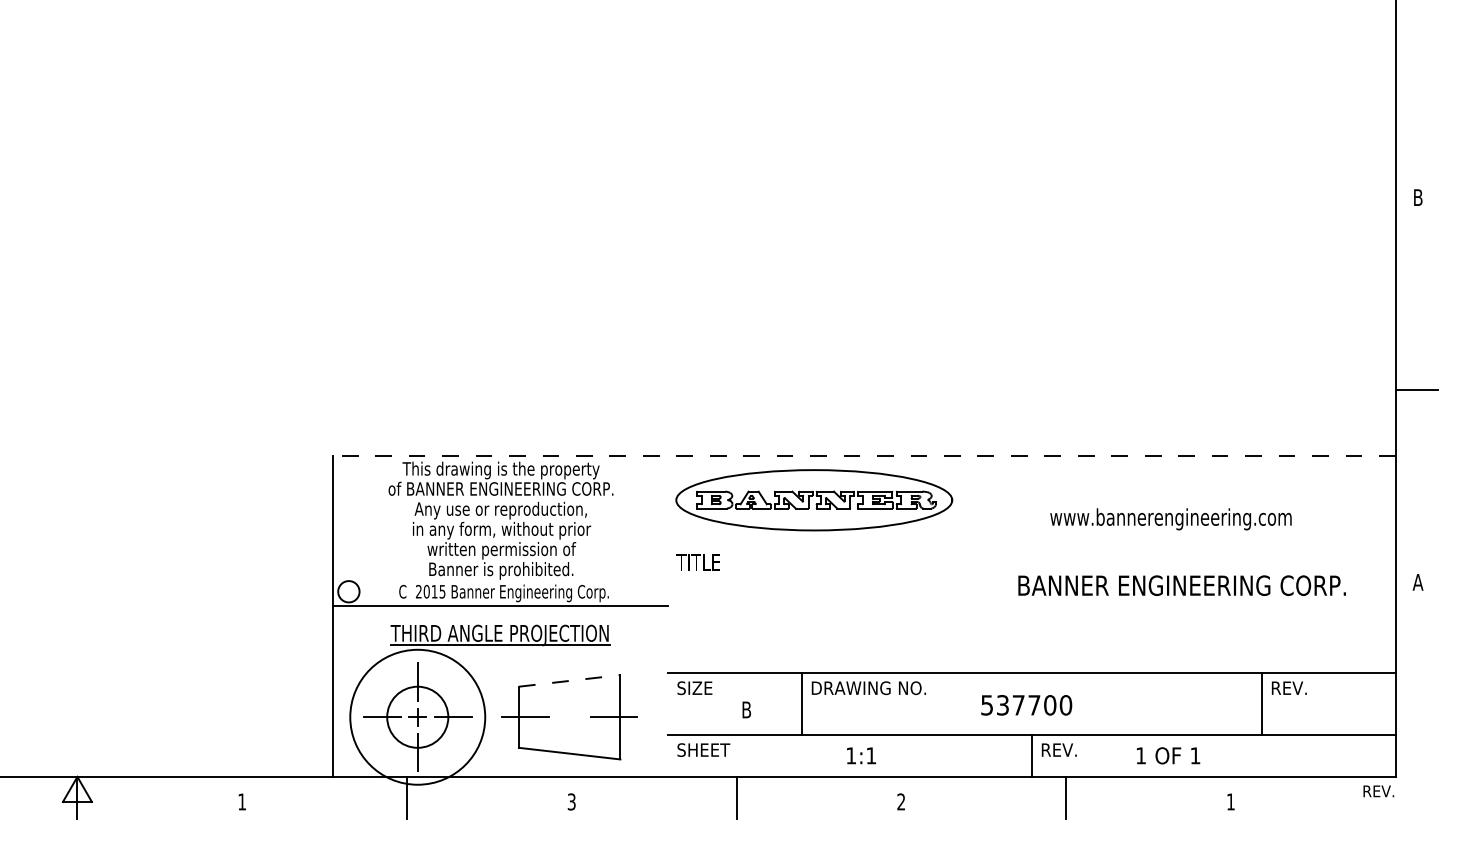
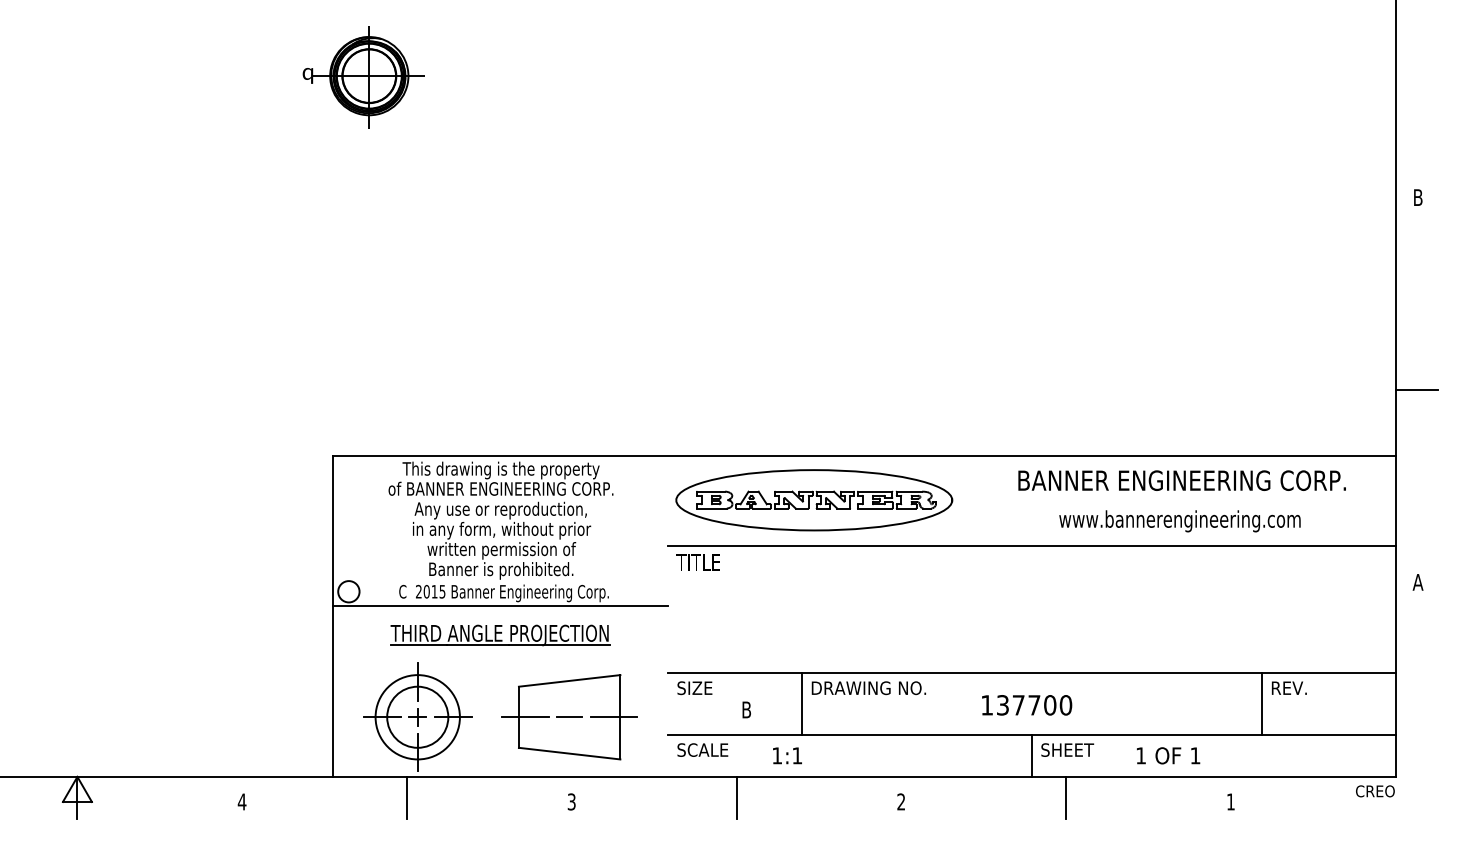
part: none -> present (363, 77)
line: dashed -> solid (864, 455)
text position: (1170, 519) -> (1179, 521) (1179, 521)
line: none -> present (1031, 546)
text position: (1181, 585) -> (1181, 480) (1181, 480)
line: dashed -> solid (570, 680)
text: 537700 -> 137700 (986, 705)
circle diameter: 135 px -> 84 px (417, 717)
line: none -> present (569, 717)
text: SHEET -> SCALE (708, 749)
text: REV. -> SHEET (1067, 749)
text position: (861, 755) -> (787, 755) (787, 755)
text: REV. -> CREO (1375, 791)
text: 1 -> 4 (241, 801)
